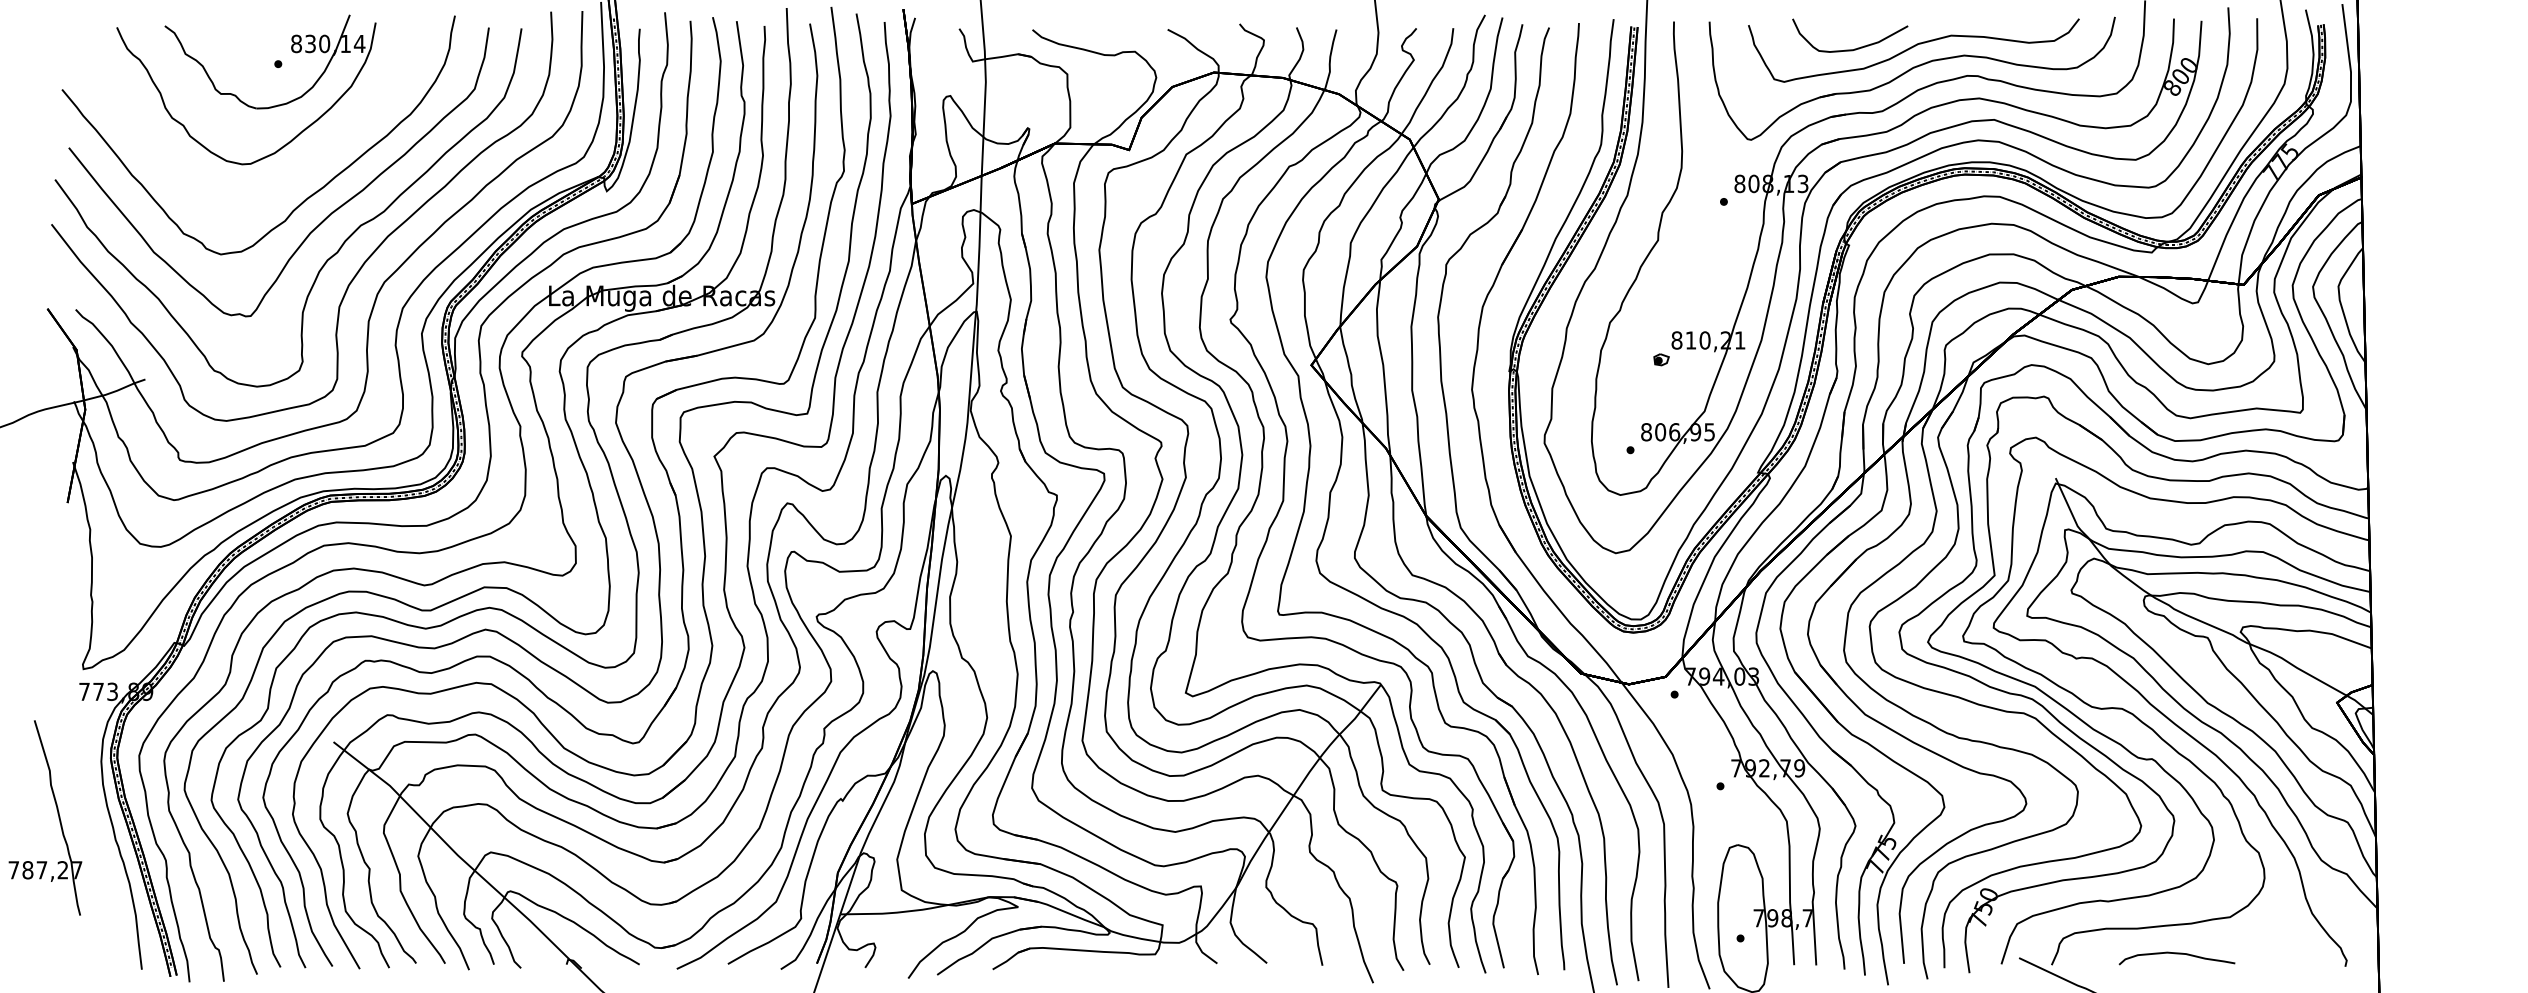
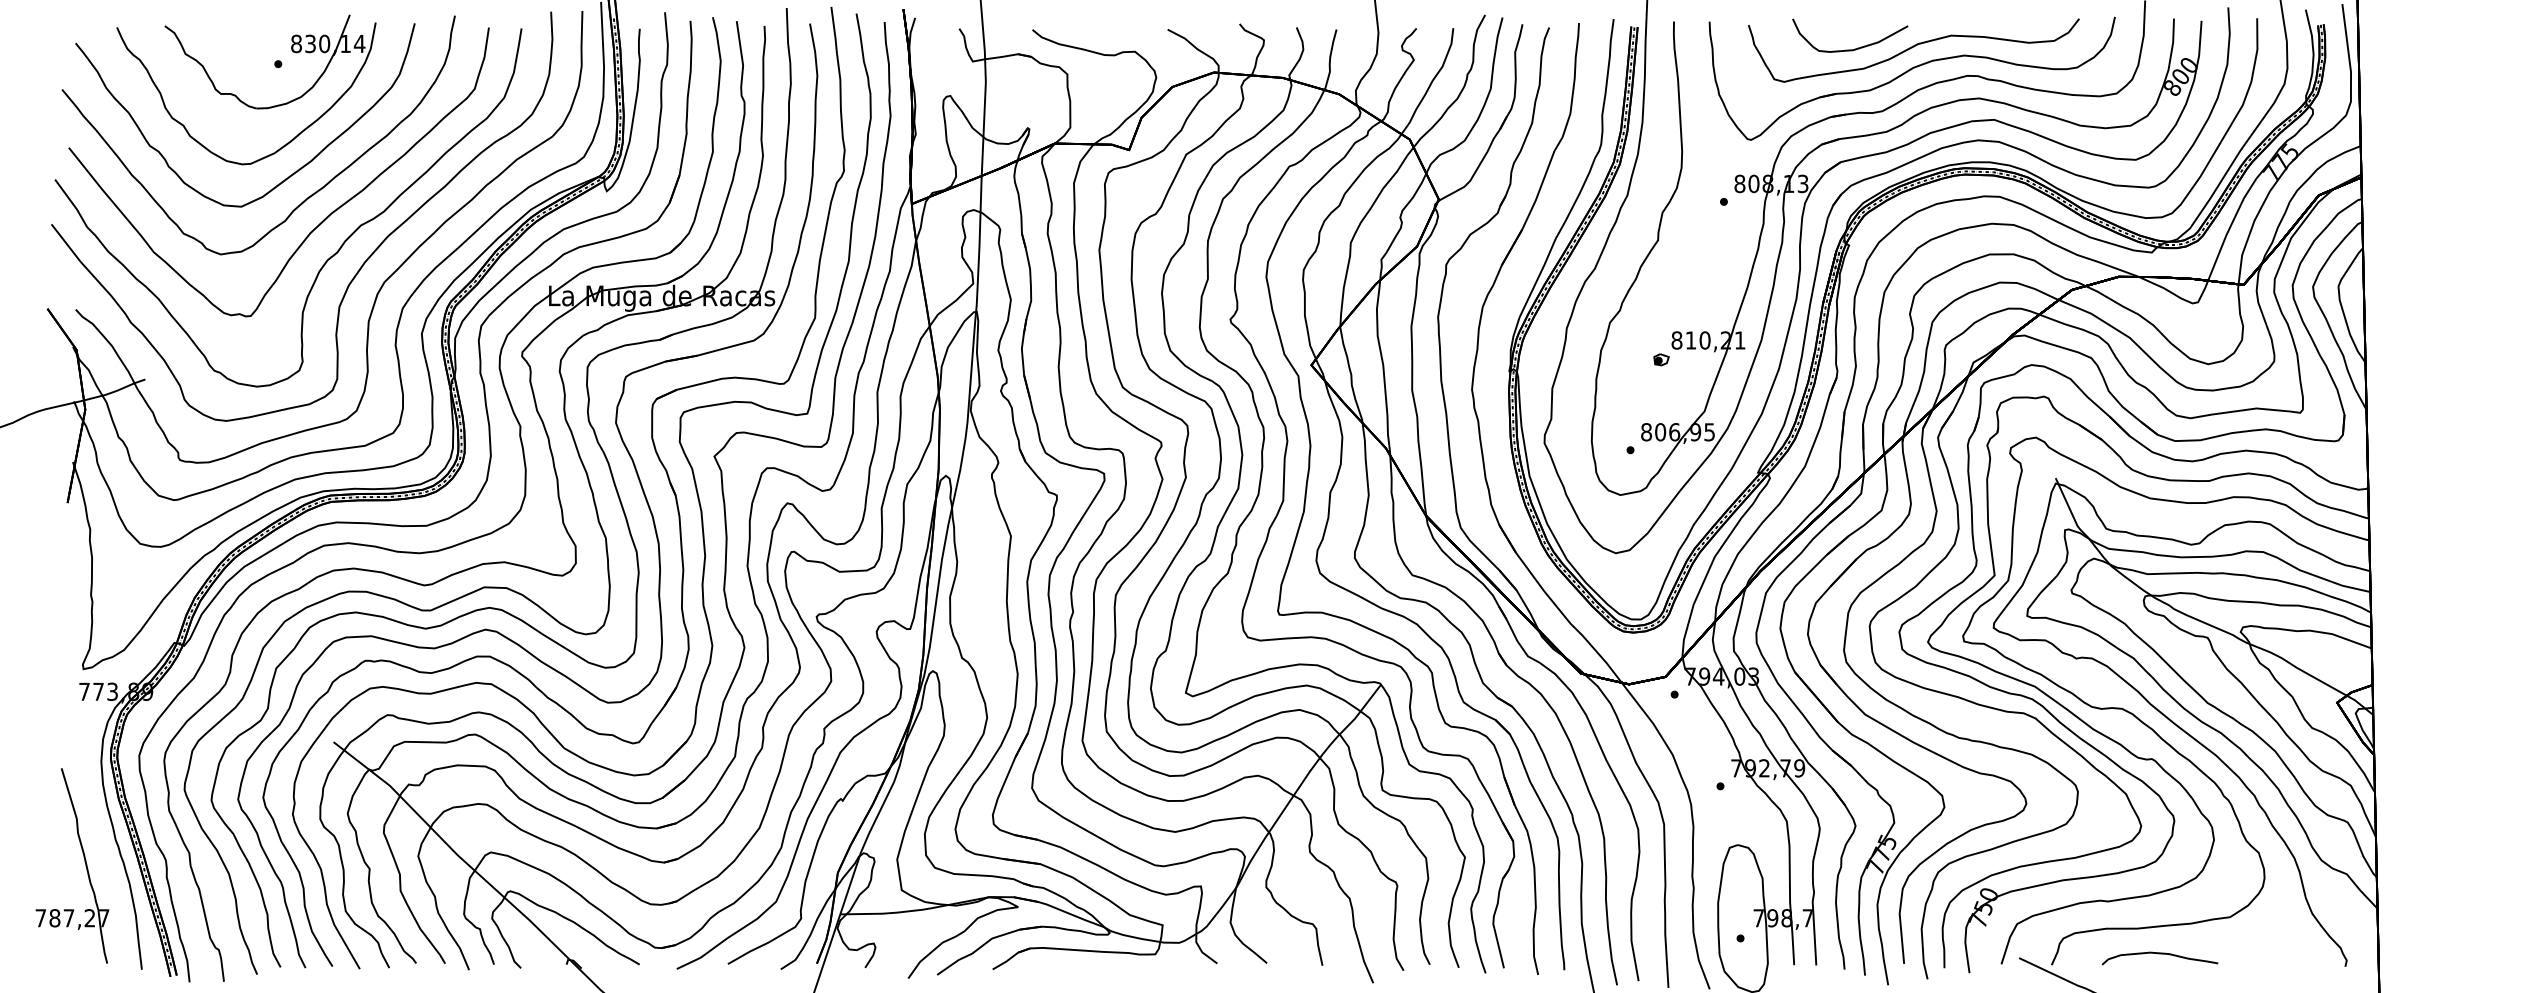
curve: none -> present (289, 175)
part position: (57, 814) -> (84, 862) (84, 862)
curve position: (2176, 954) -> (2159, 954) (2159, 954)
